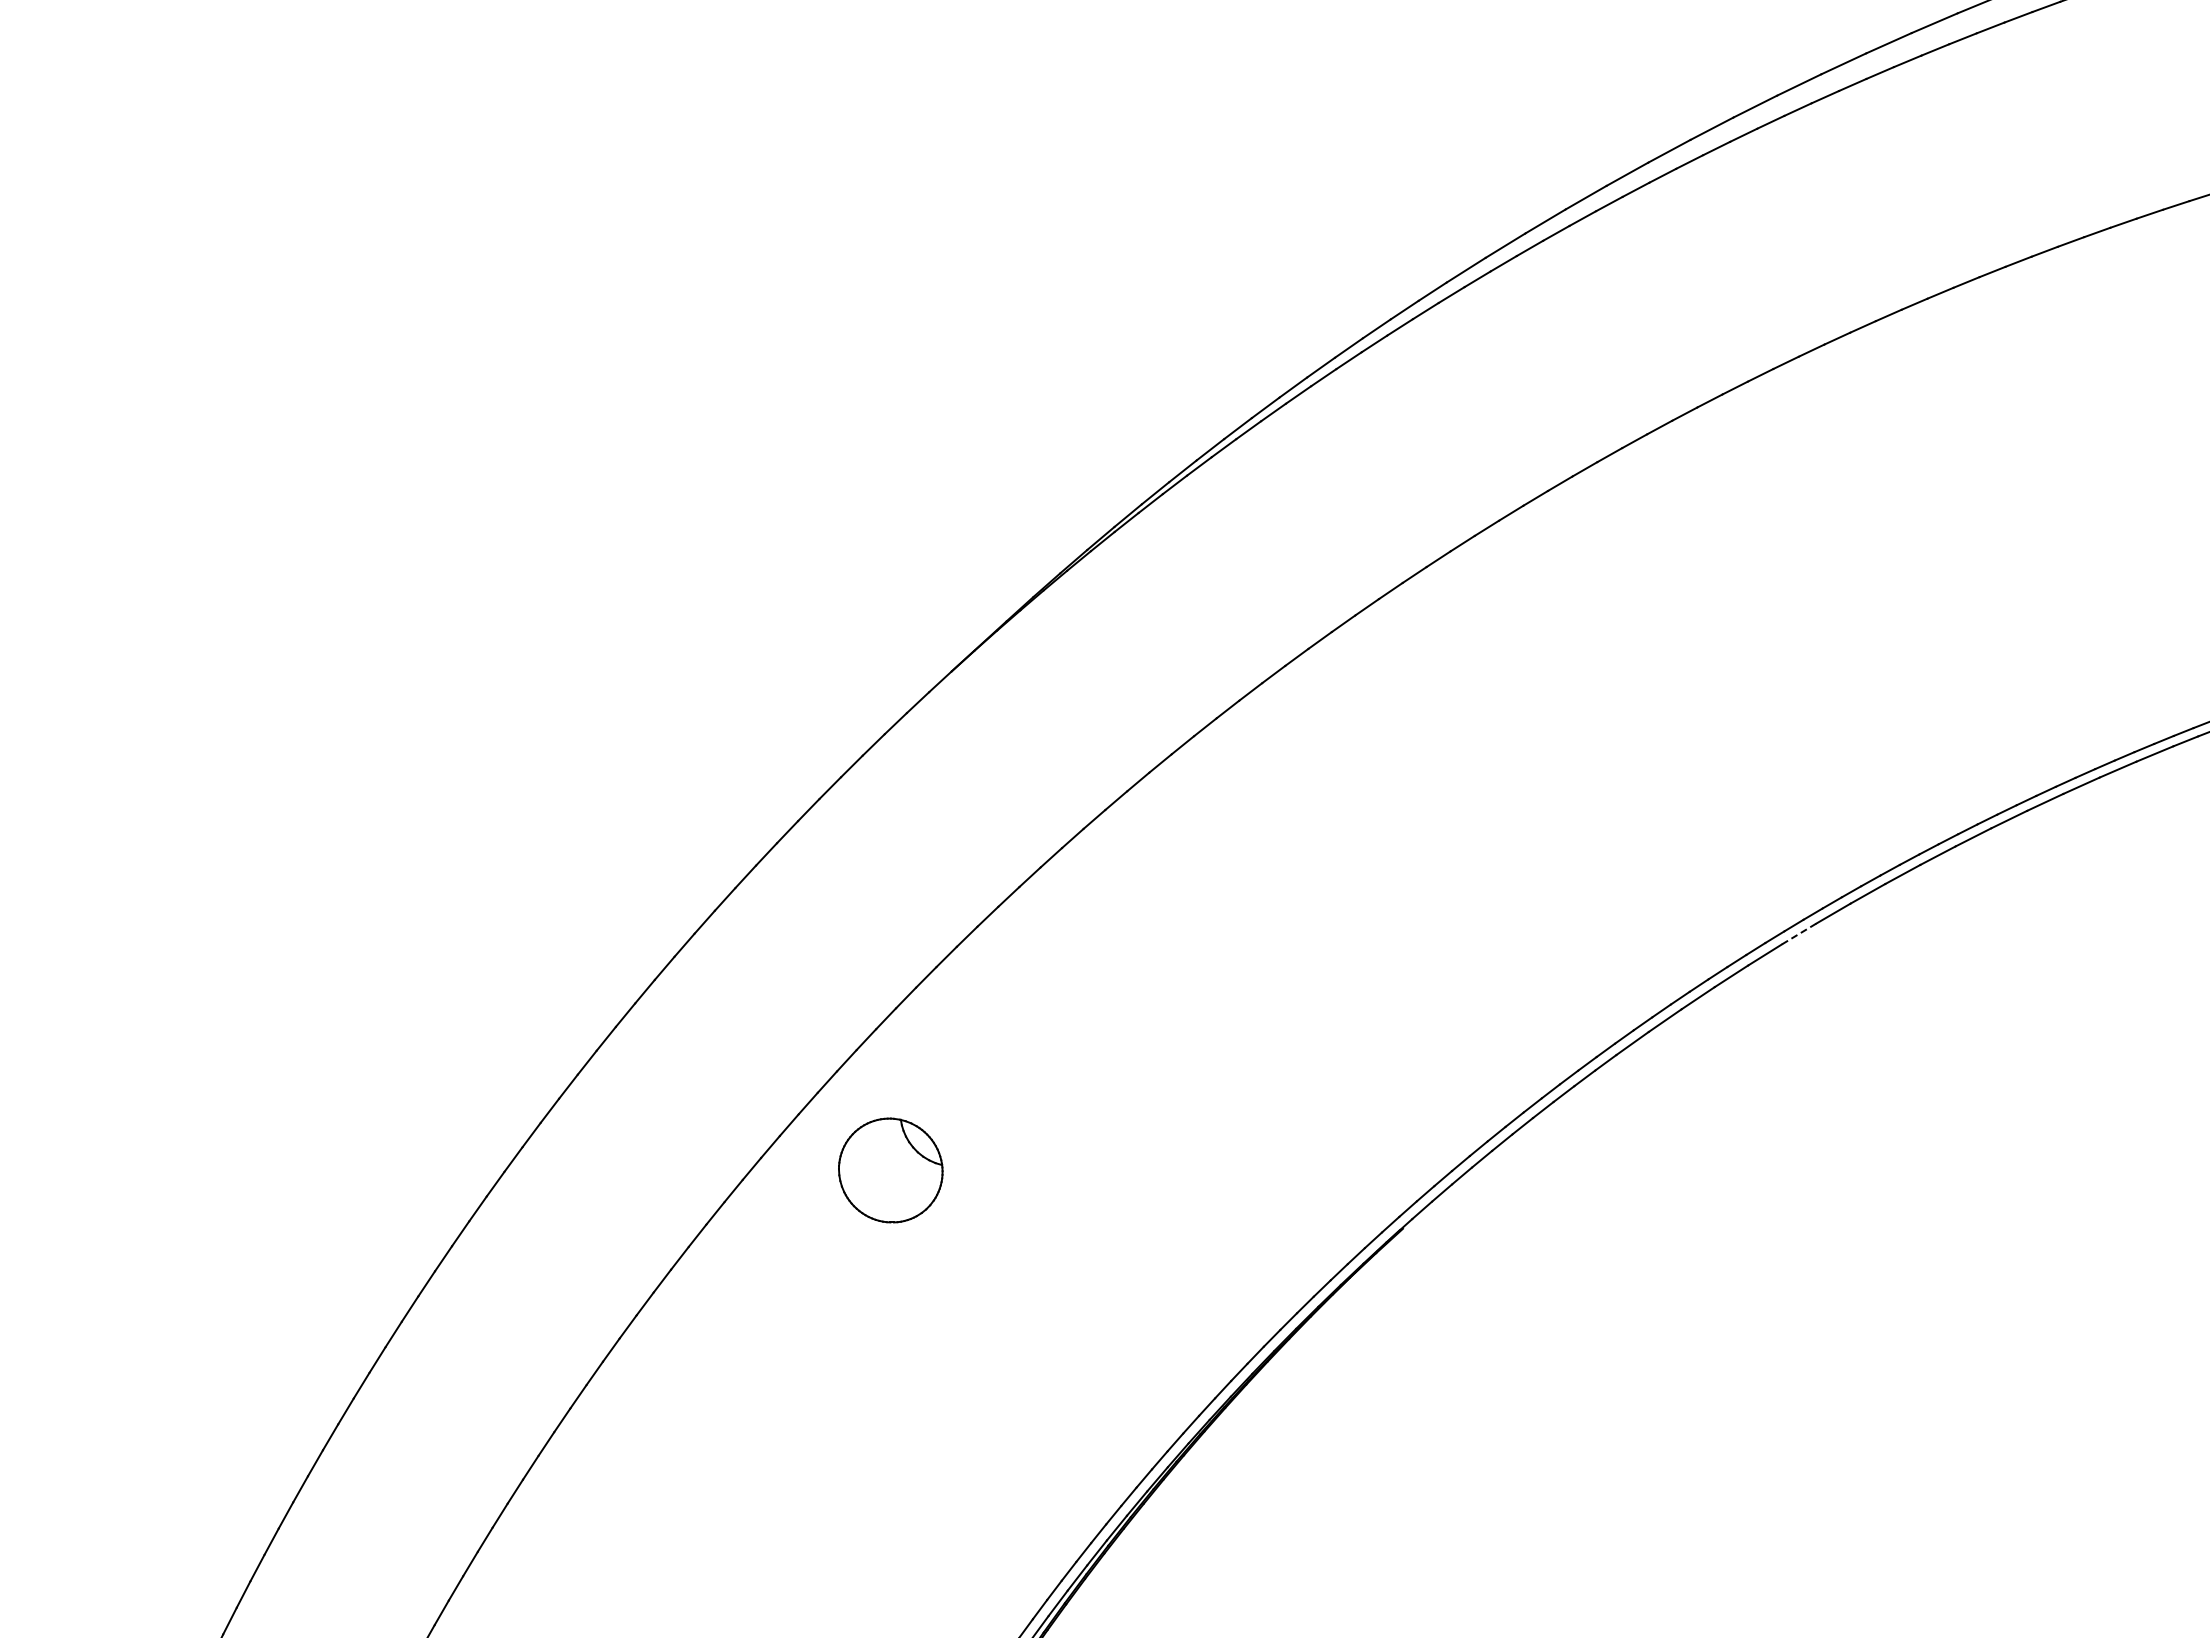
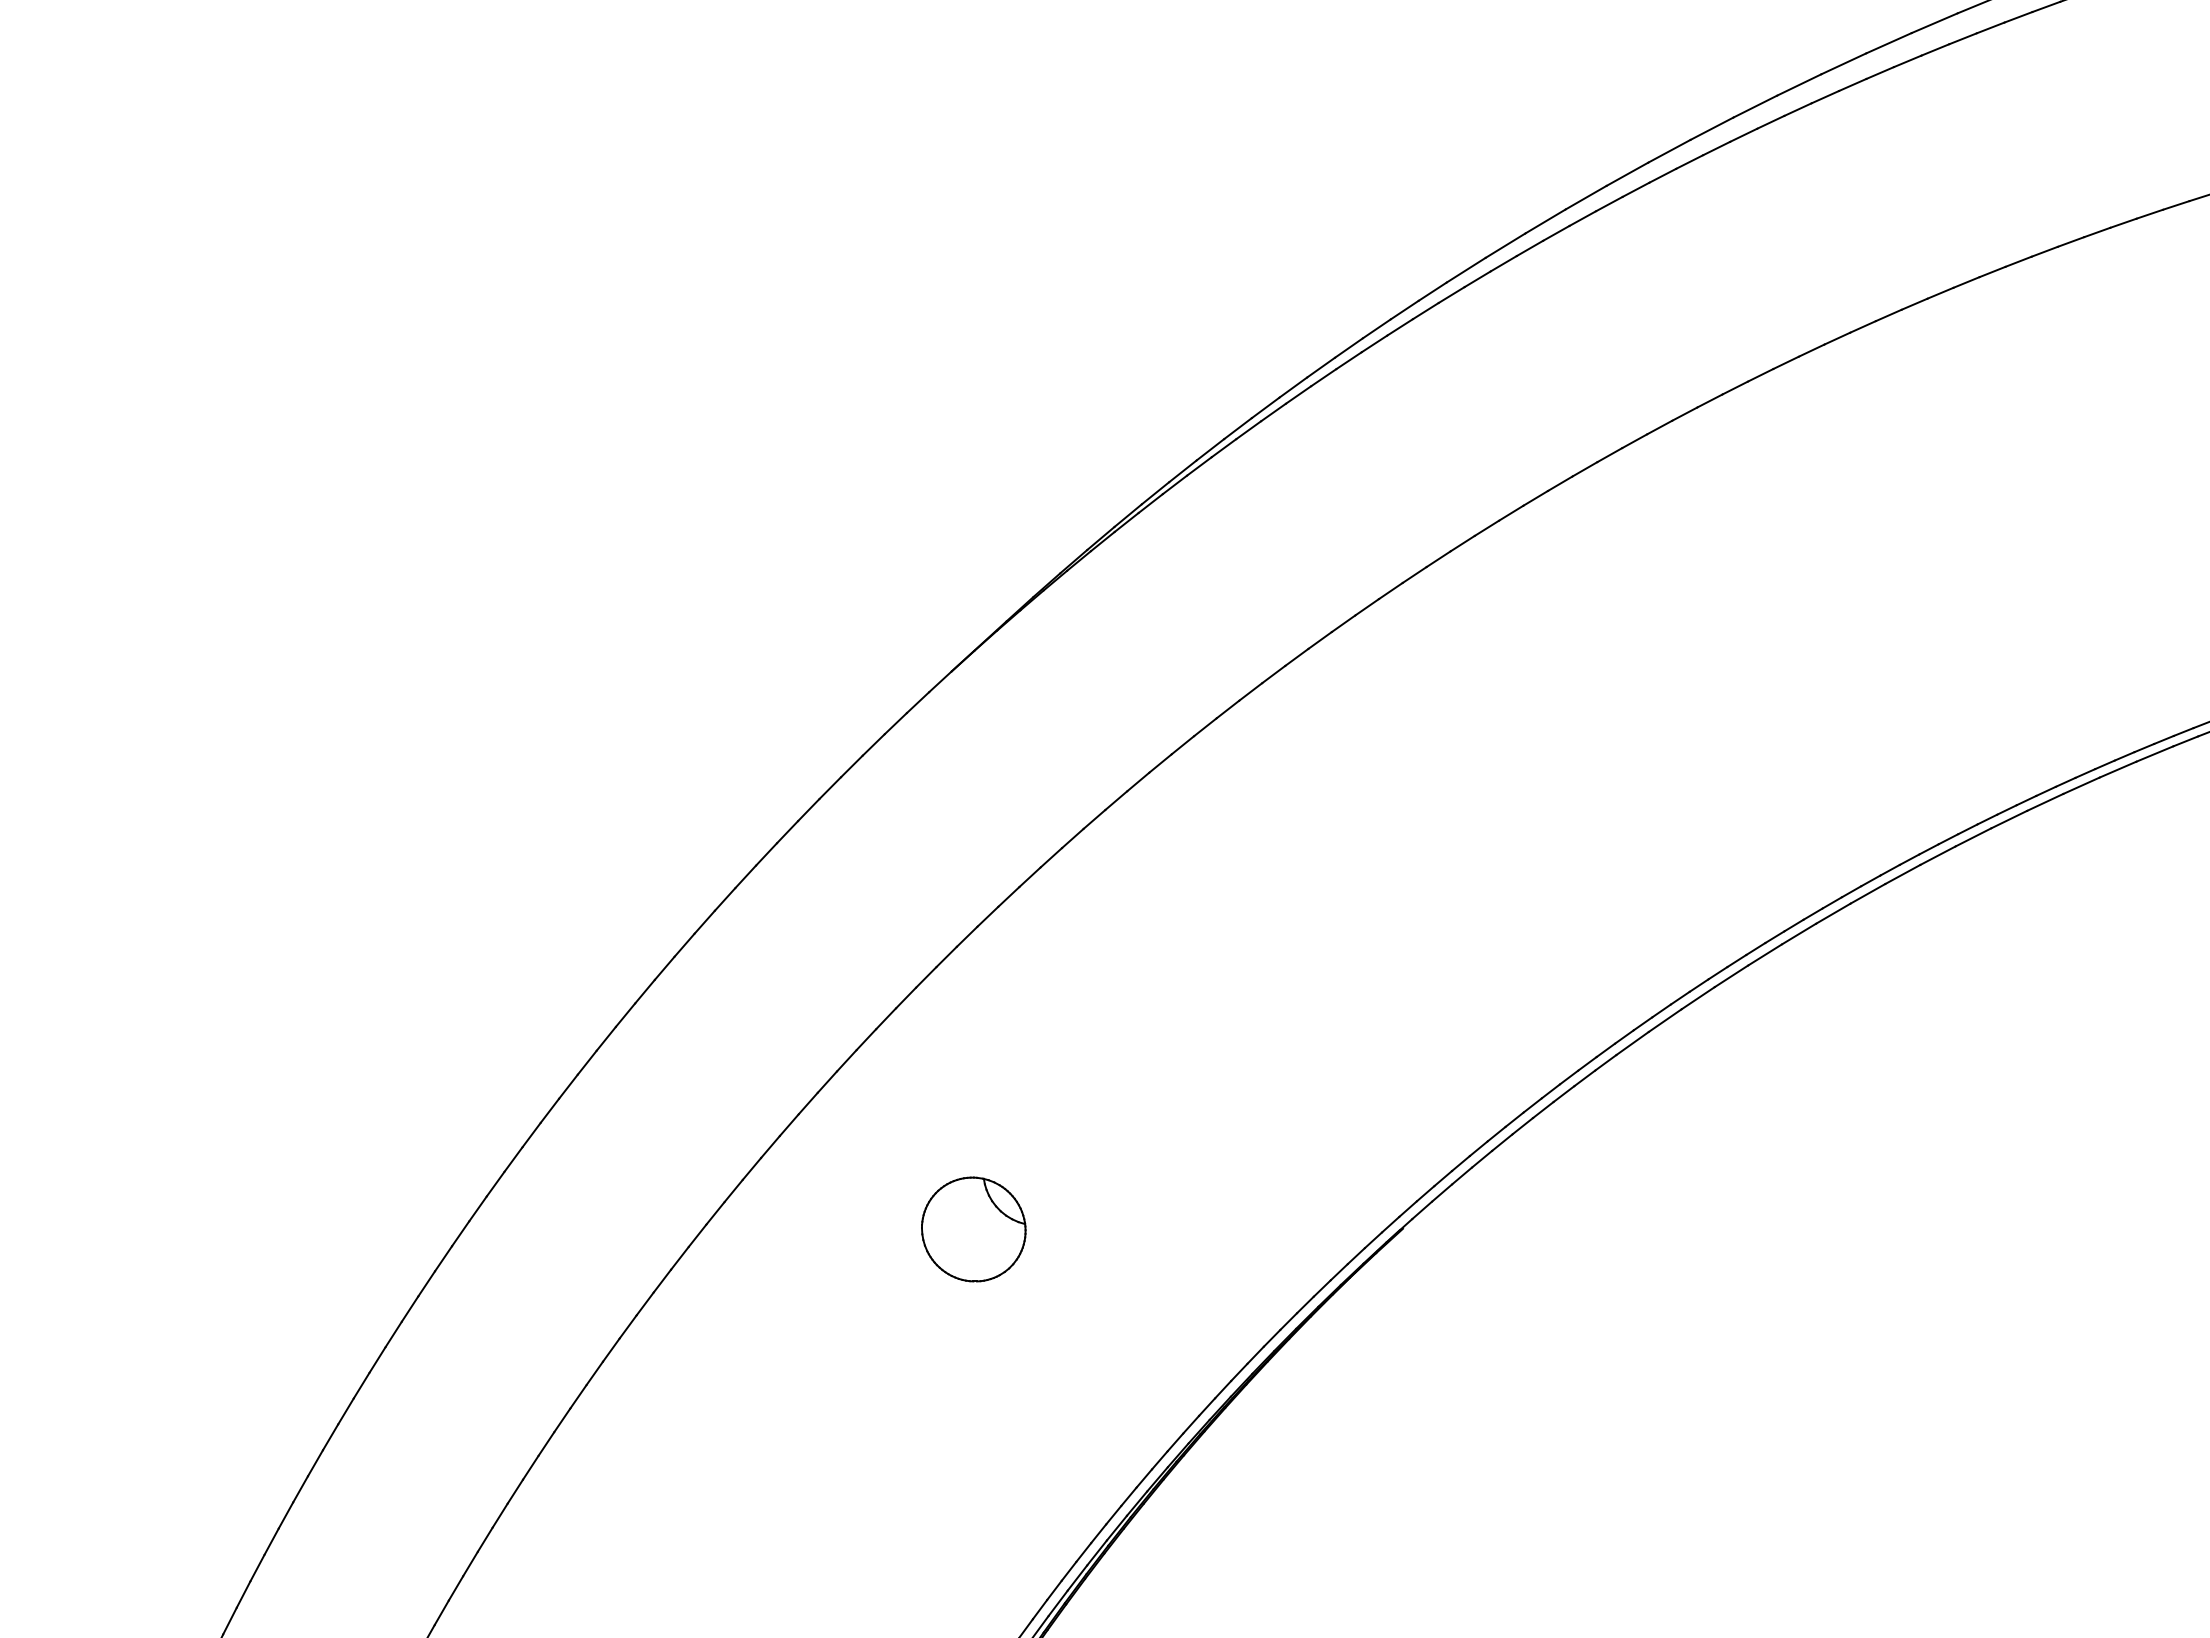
line: dashed -> solid (1799, 934)
part position: (890, 1170) -> (973, 1229) (973, 1229)
